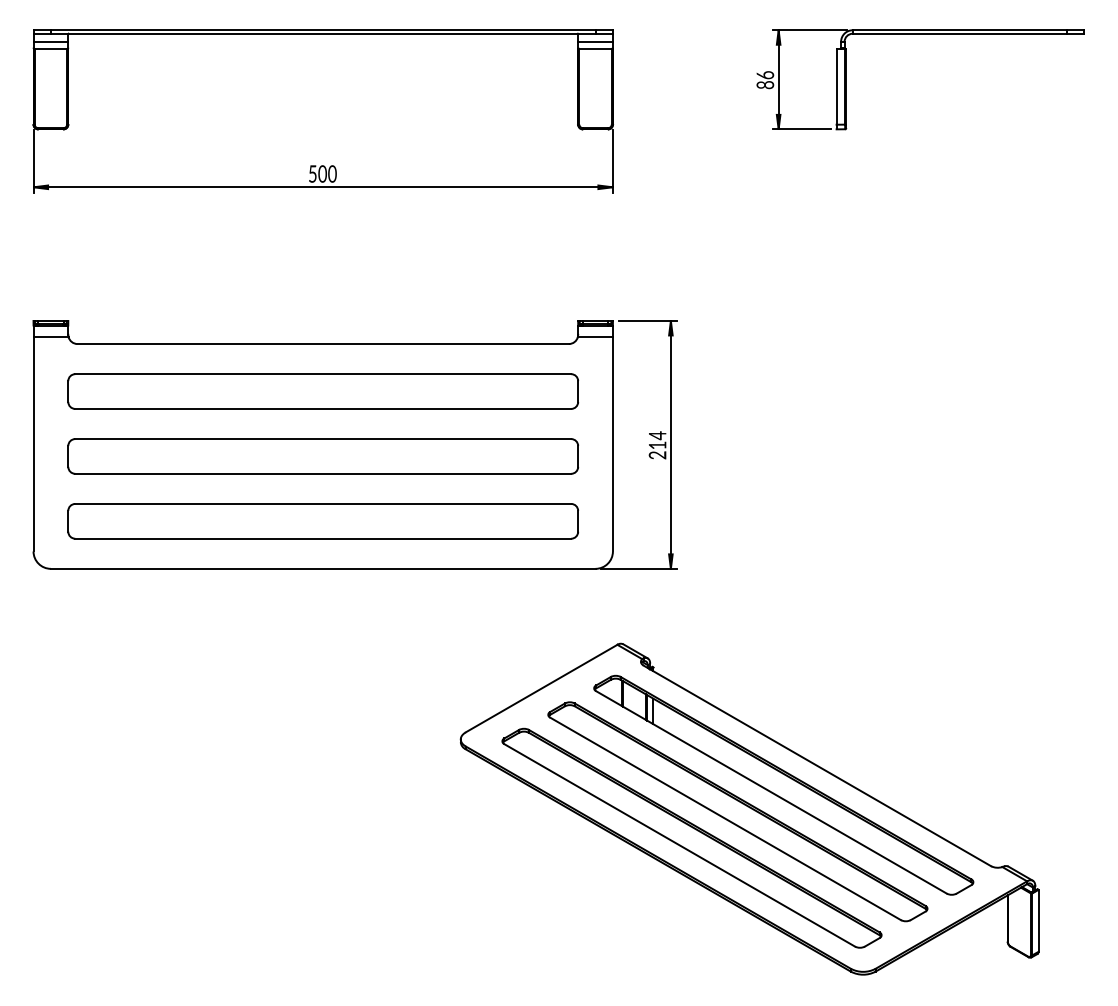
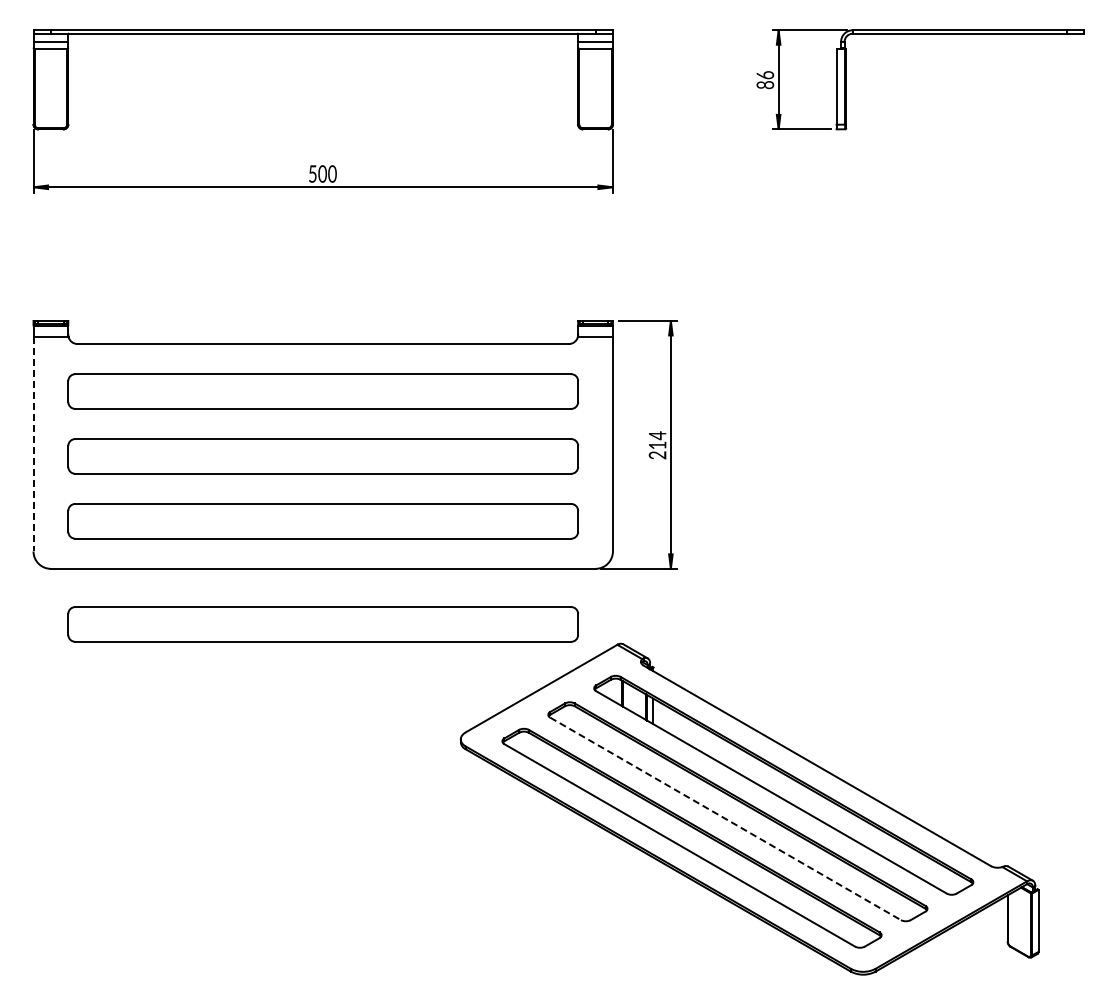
line: solid -> dashed (33, 444)
part: none -> present (322, 624)
line: solid -> dashed (726, 819)
